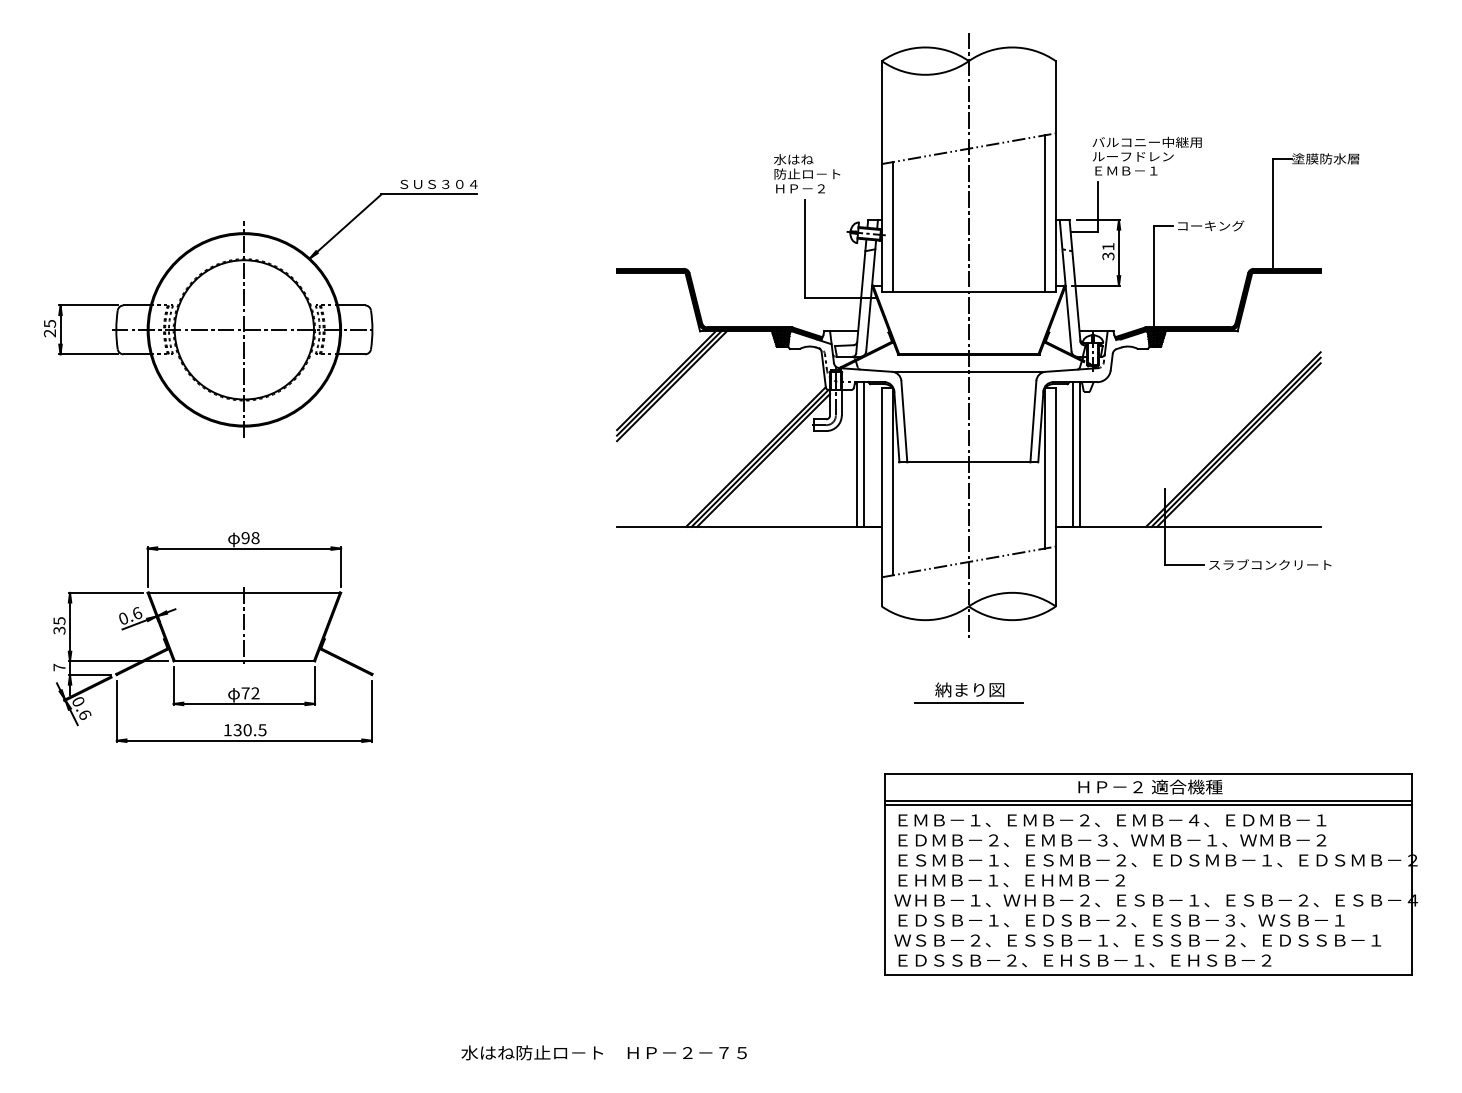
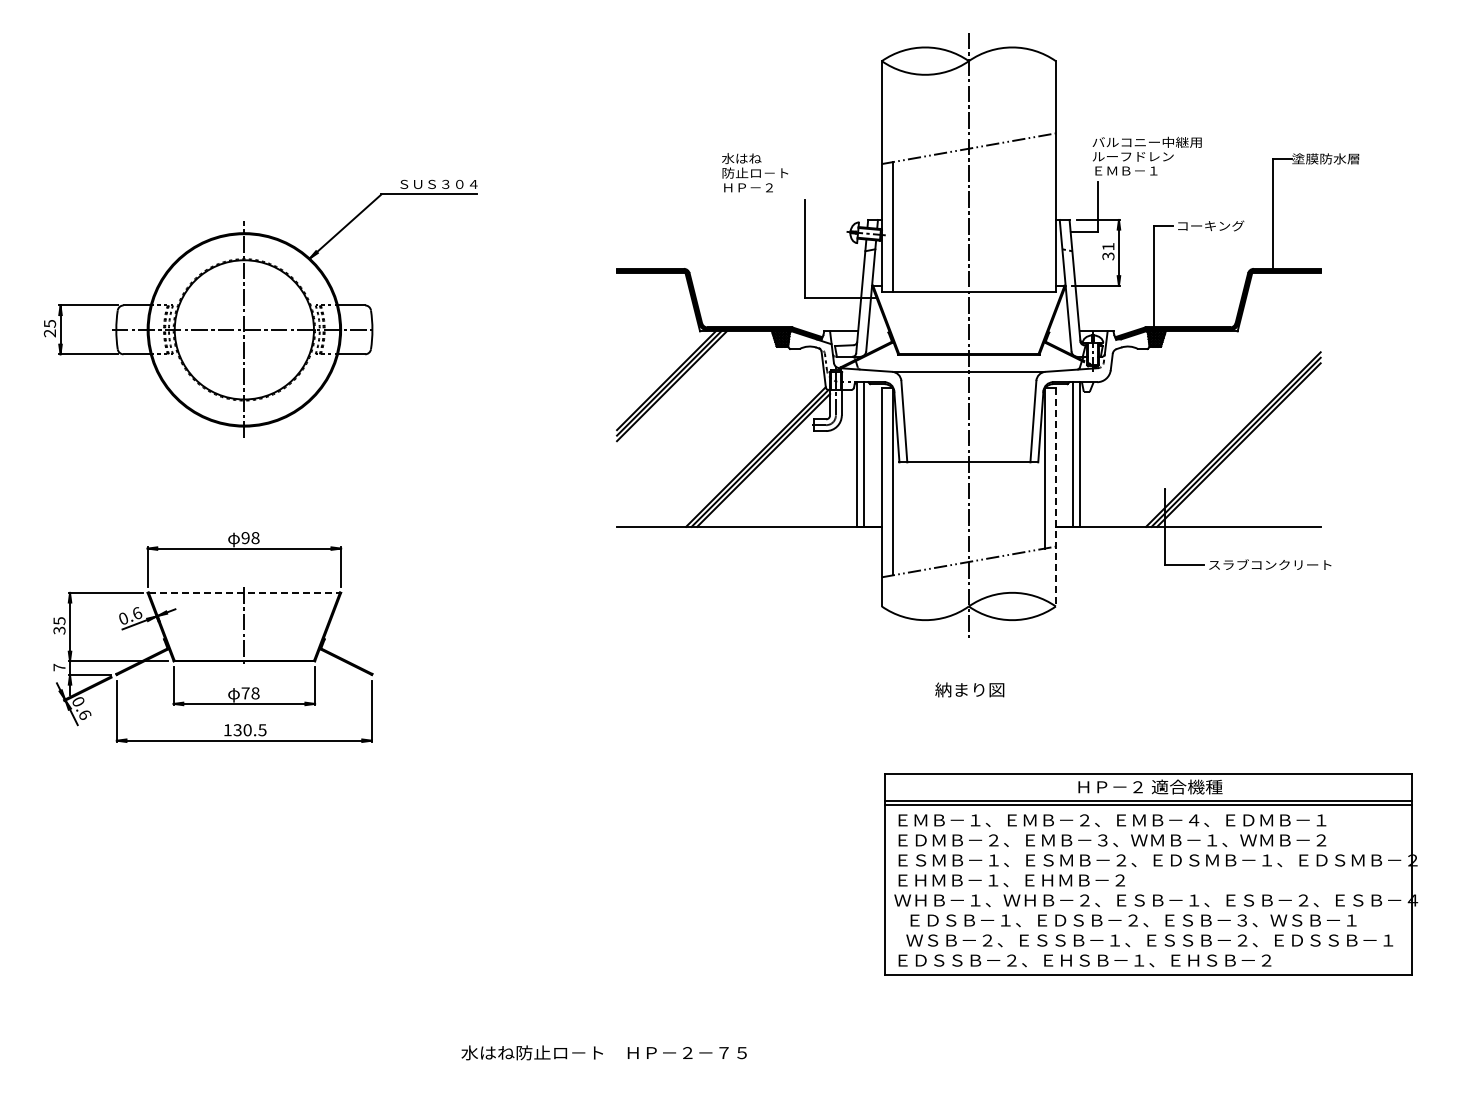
text position: (807, 173) -> (755, 172) (755, 172)
line: present -> none (1045, 213)
line: solid -> dashed (1055, 497)
line: solid -> dashed (244, 592)
text: 72 -> 78 (255, 693)
line: present -> none (968, 703)
text position: (1137, 930) -> (1149, 930) (1149, 930)
